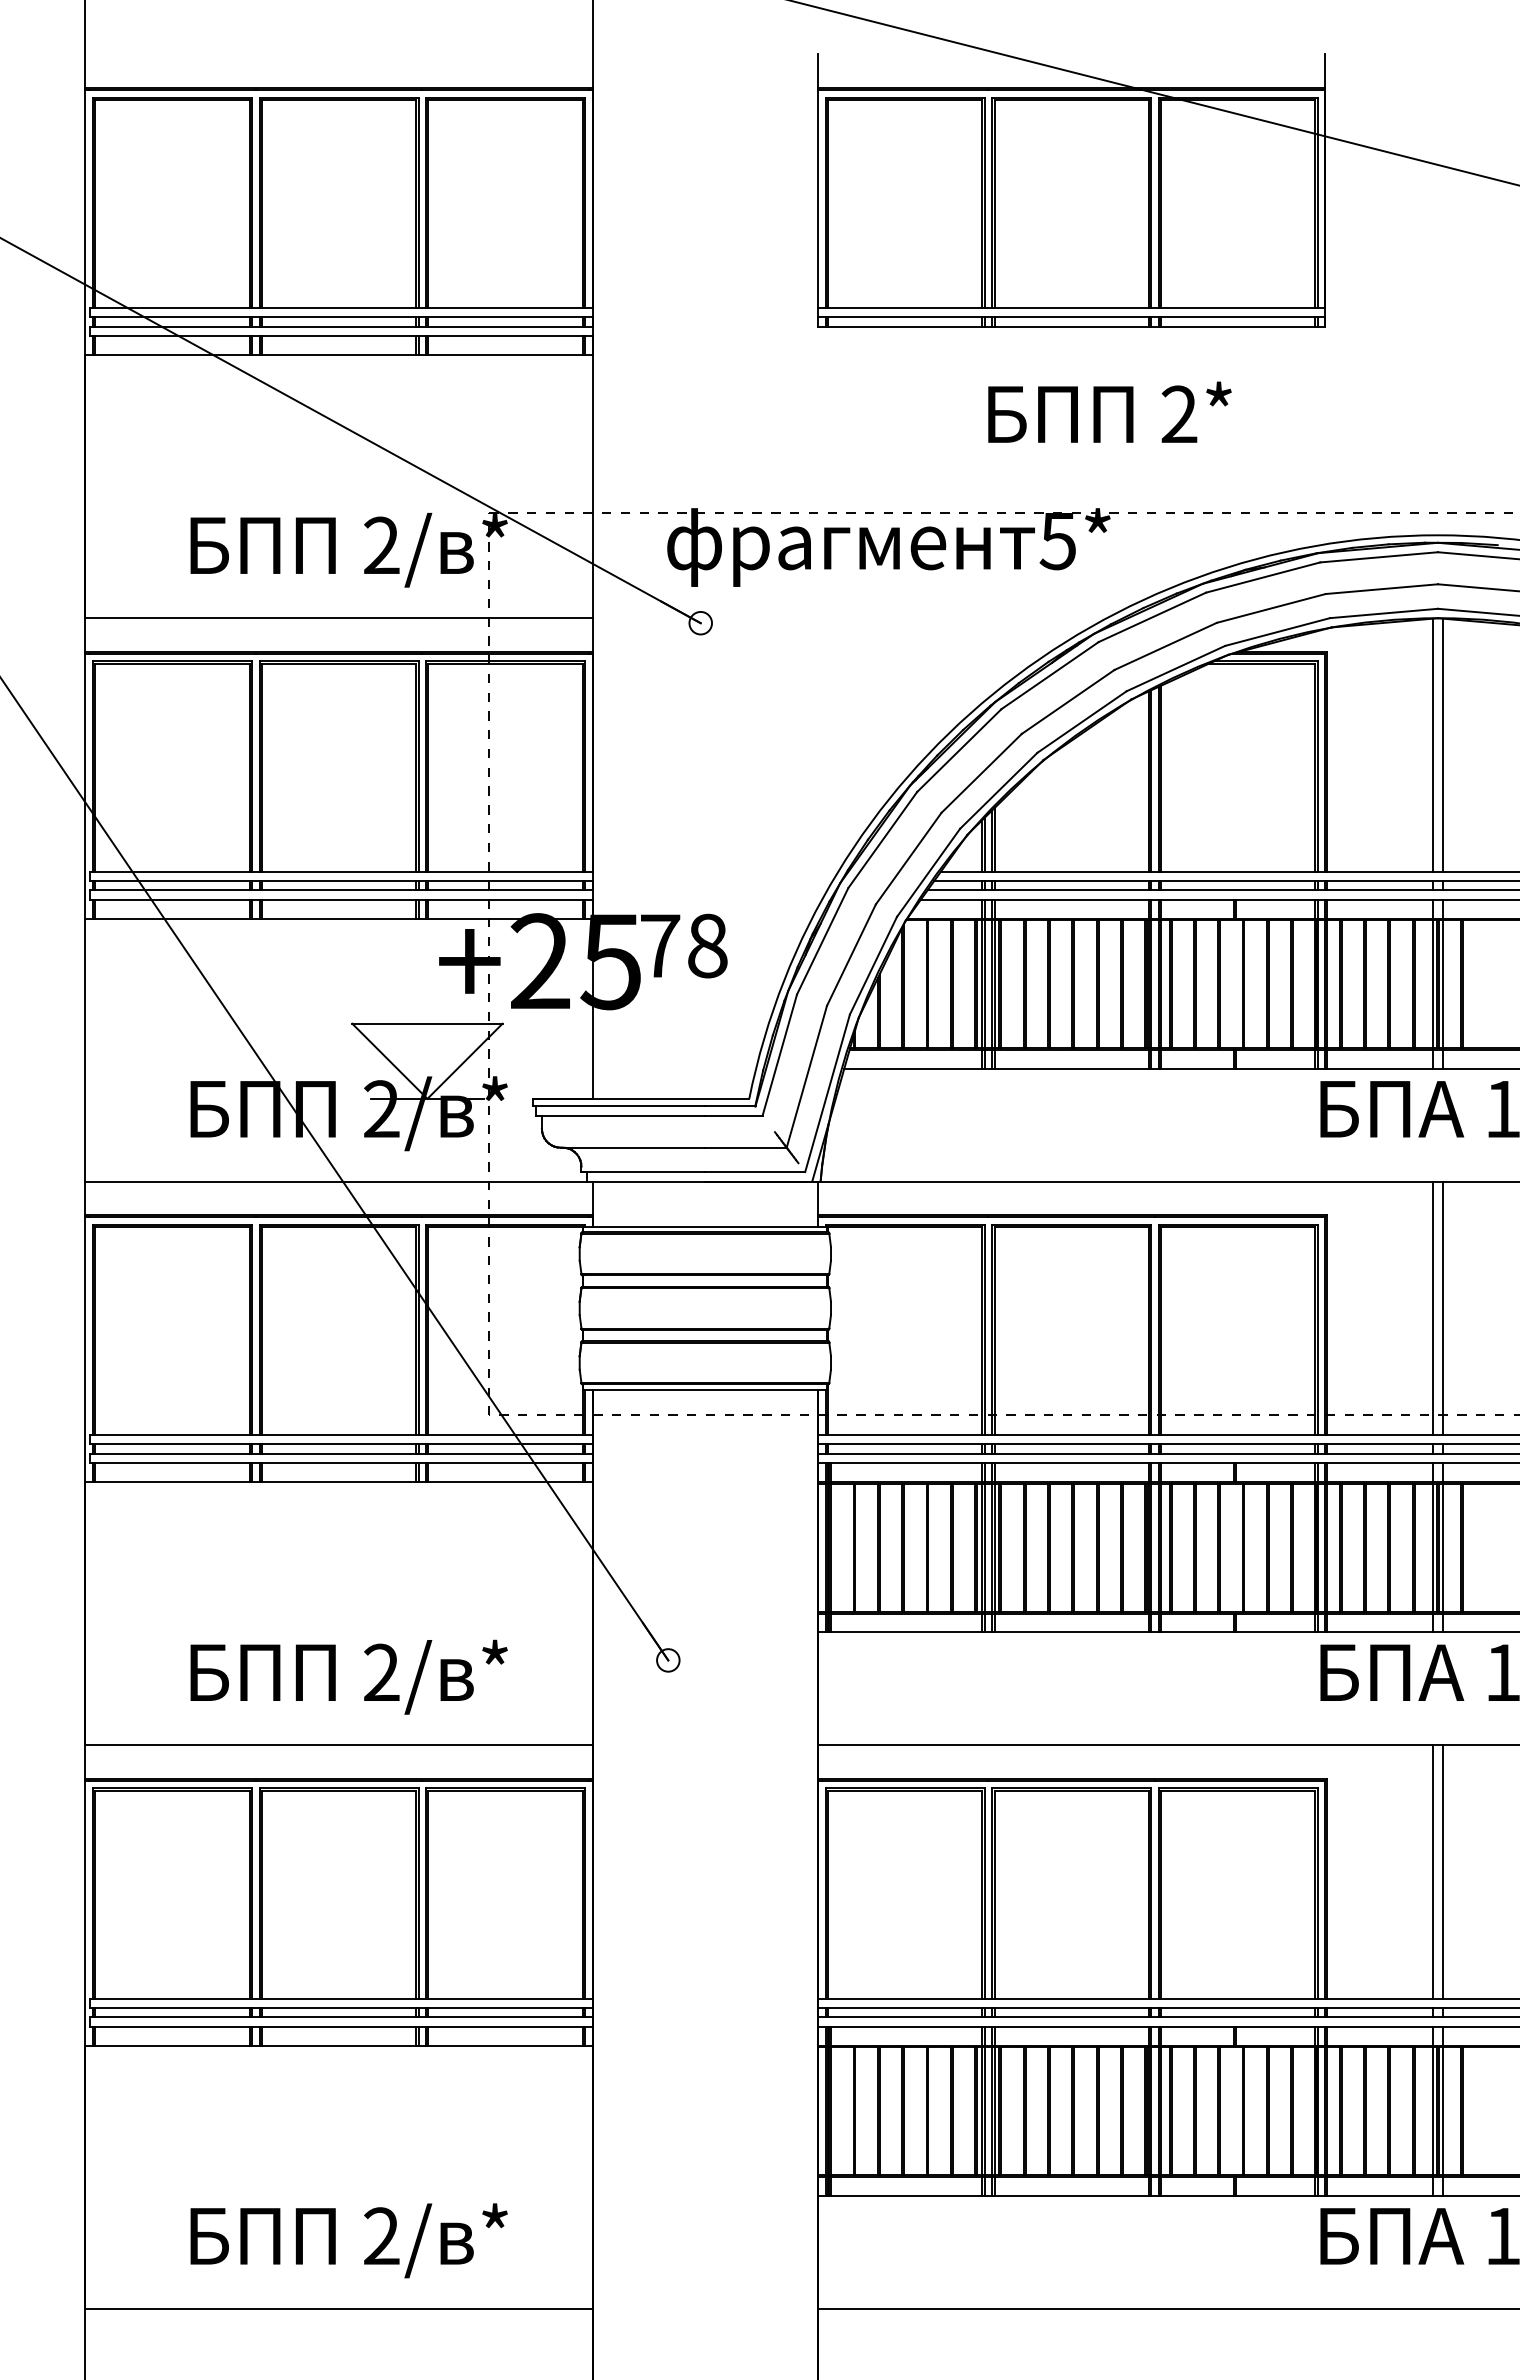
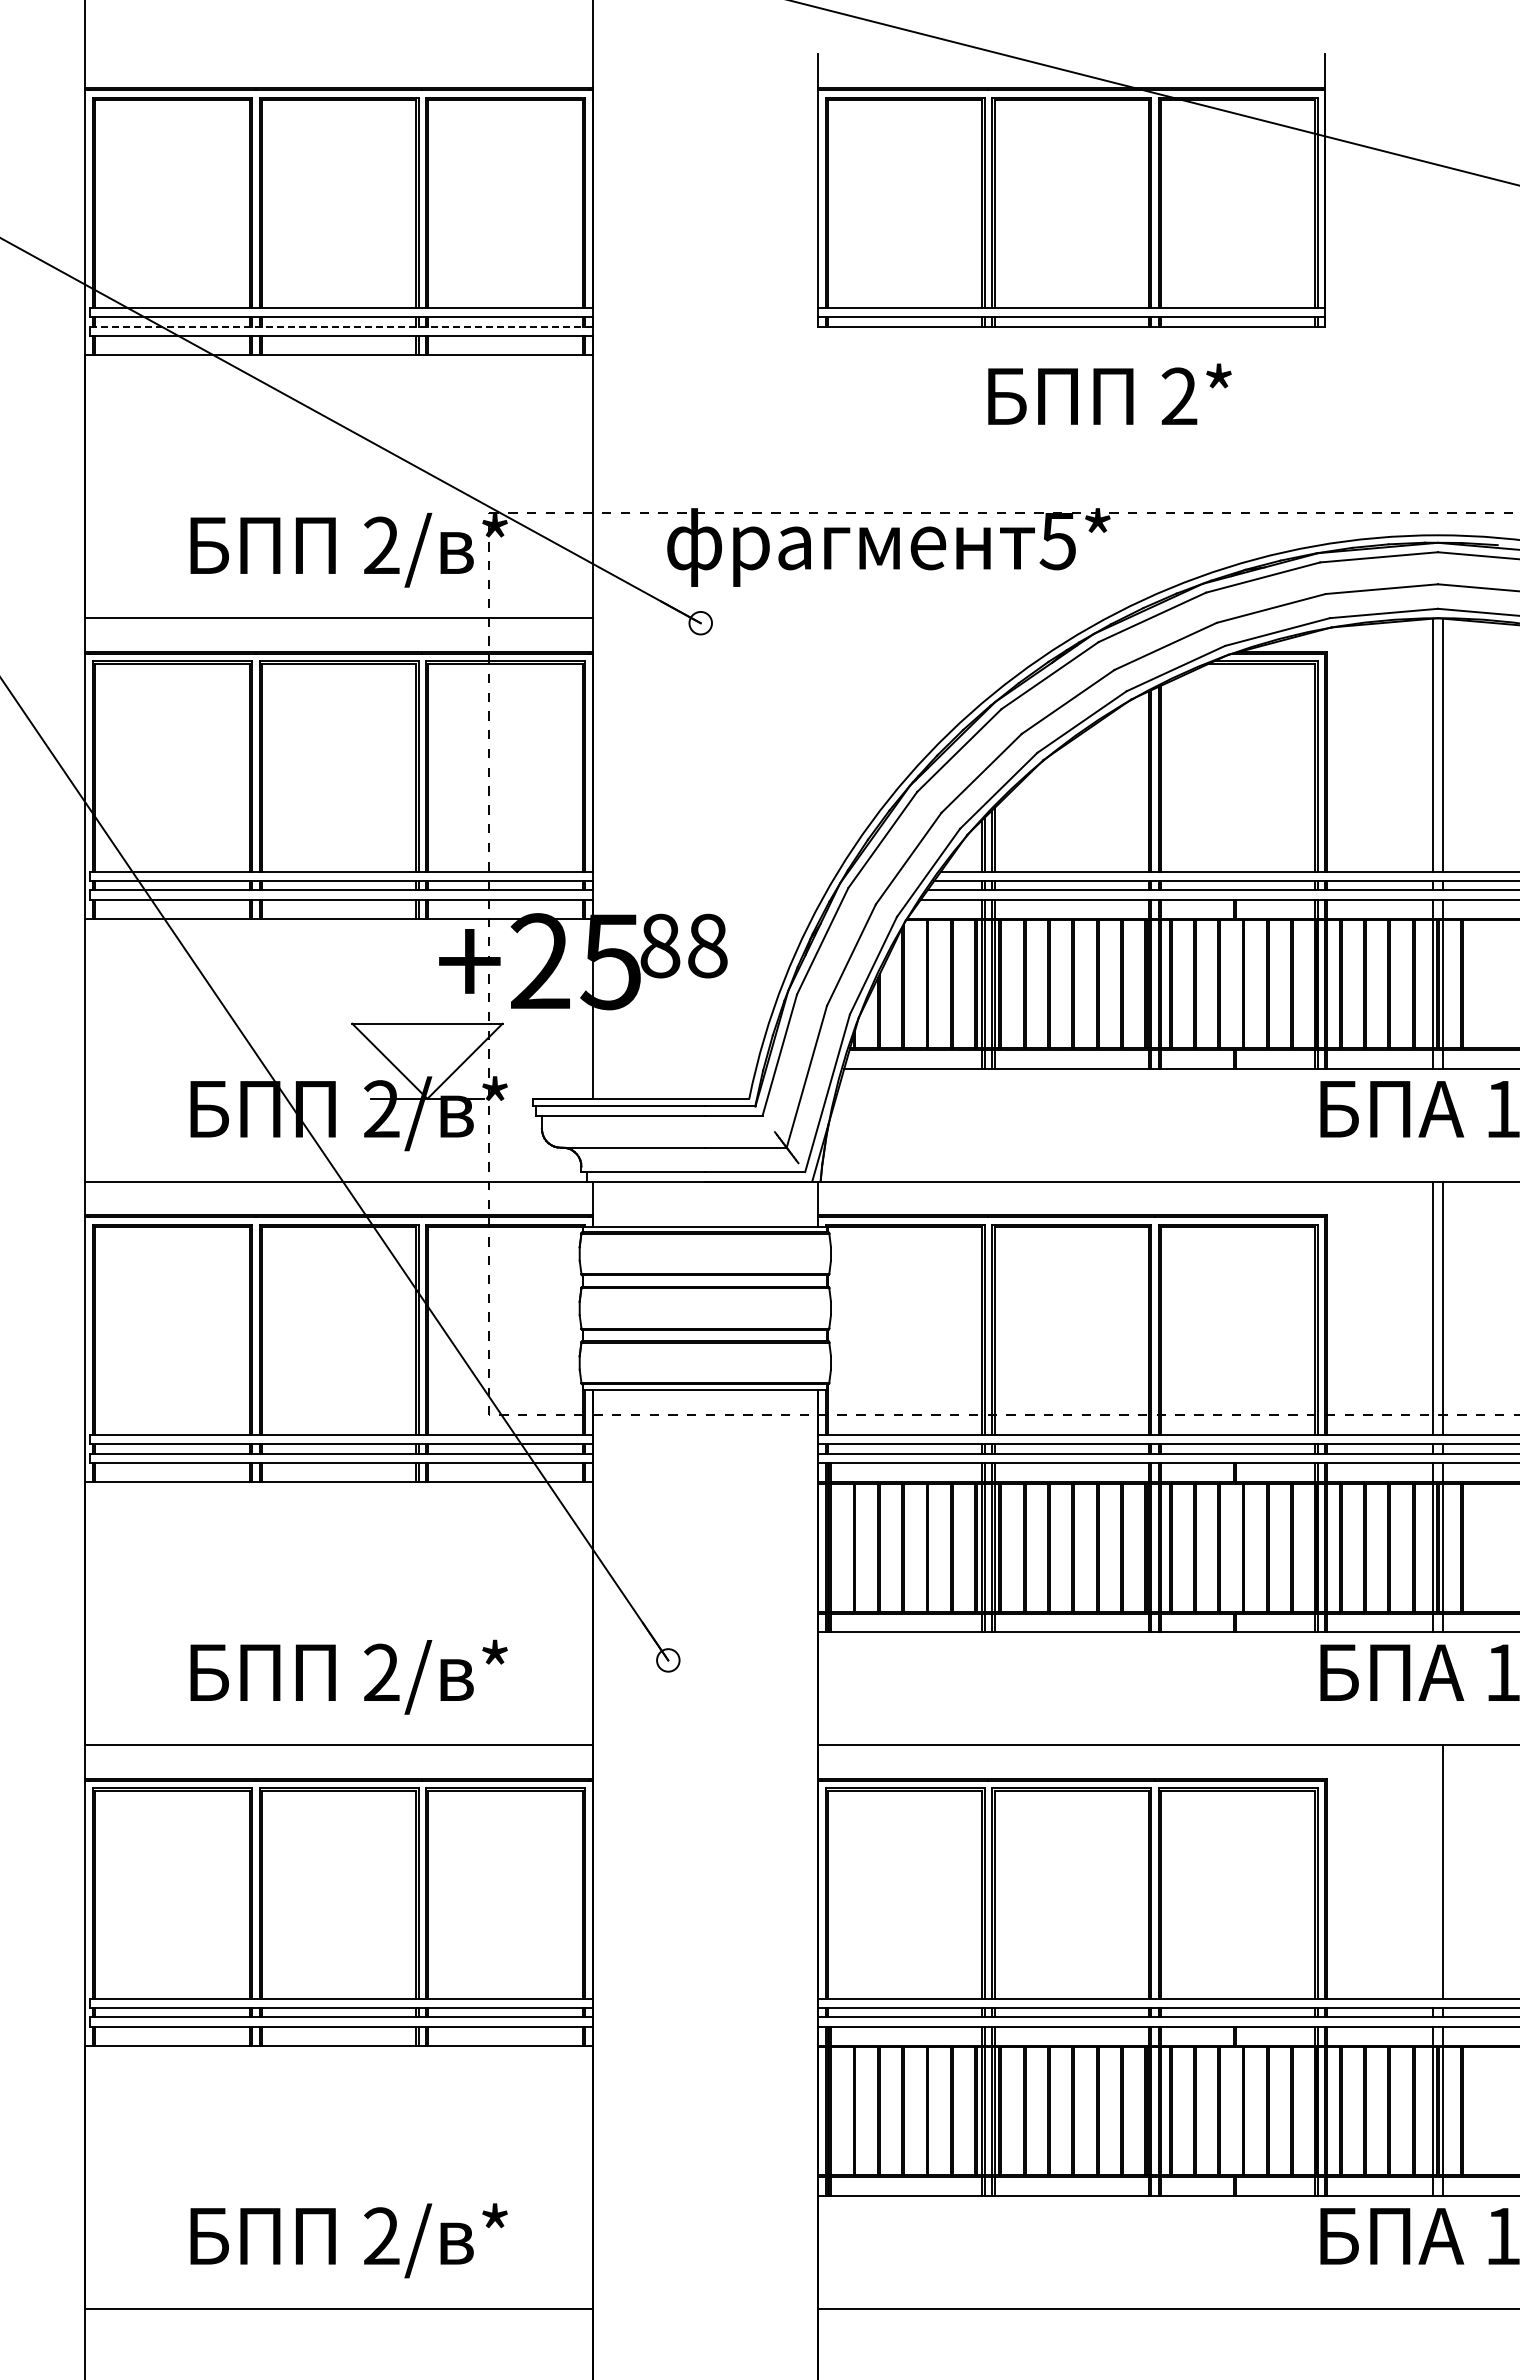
line: solid -> dashed (341, 326)
text position: (1109, 411) -> (1109, 393) (1109, 393)
text: 78 -> 88 (660, 945)
line: present -> none (1433, 1871)
